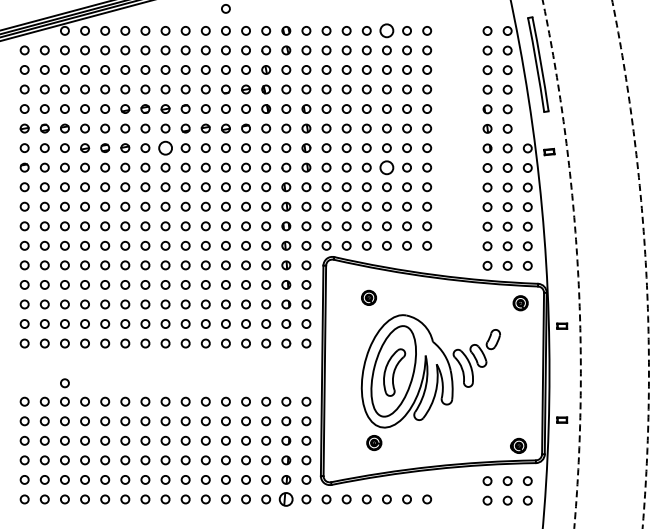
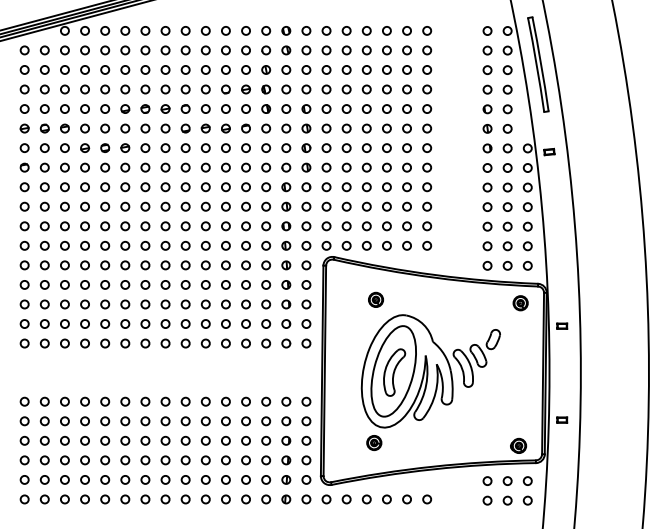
circle: present -> none (225, 8)
circle size: 16x16 px -> 10x10 px (386, 30)
circle size: 15x16 px -> 11x10 px (165, 147)
circle size: 16x16 px -> 10x11 px (386, 167)
arc: dashed -> solid (577, 263)
arc: dashed -> solid (645, 264)
part position: (368, 297) -> (375, 299) (375, 299)
circle: present -> none (64, 383)
part size: 16x15 px -> 11x11 px (286, 499)
